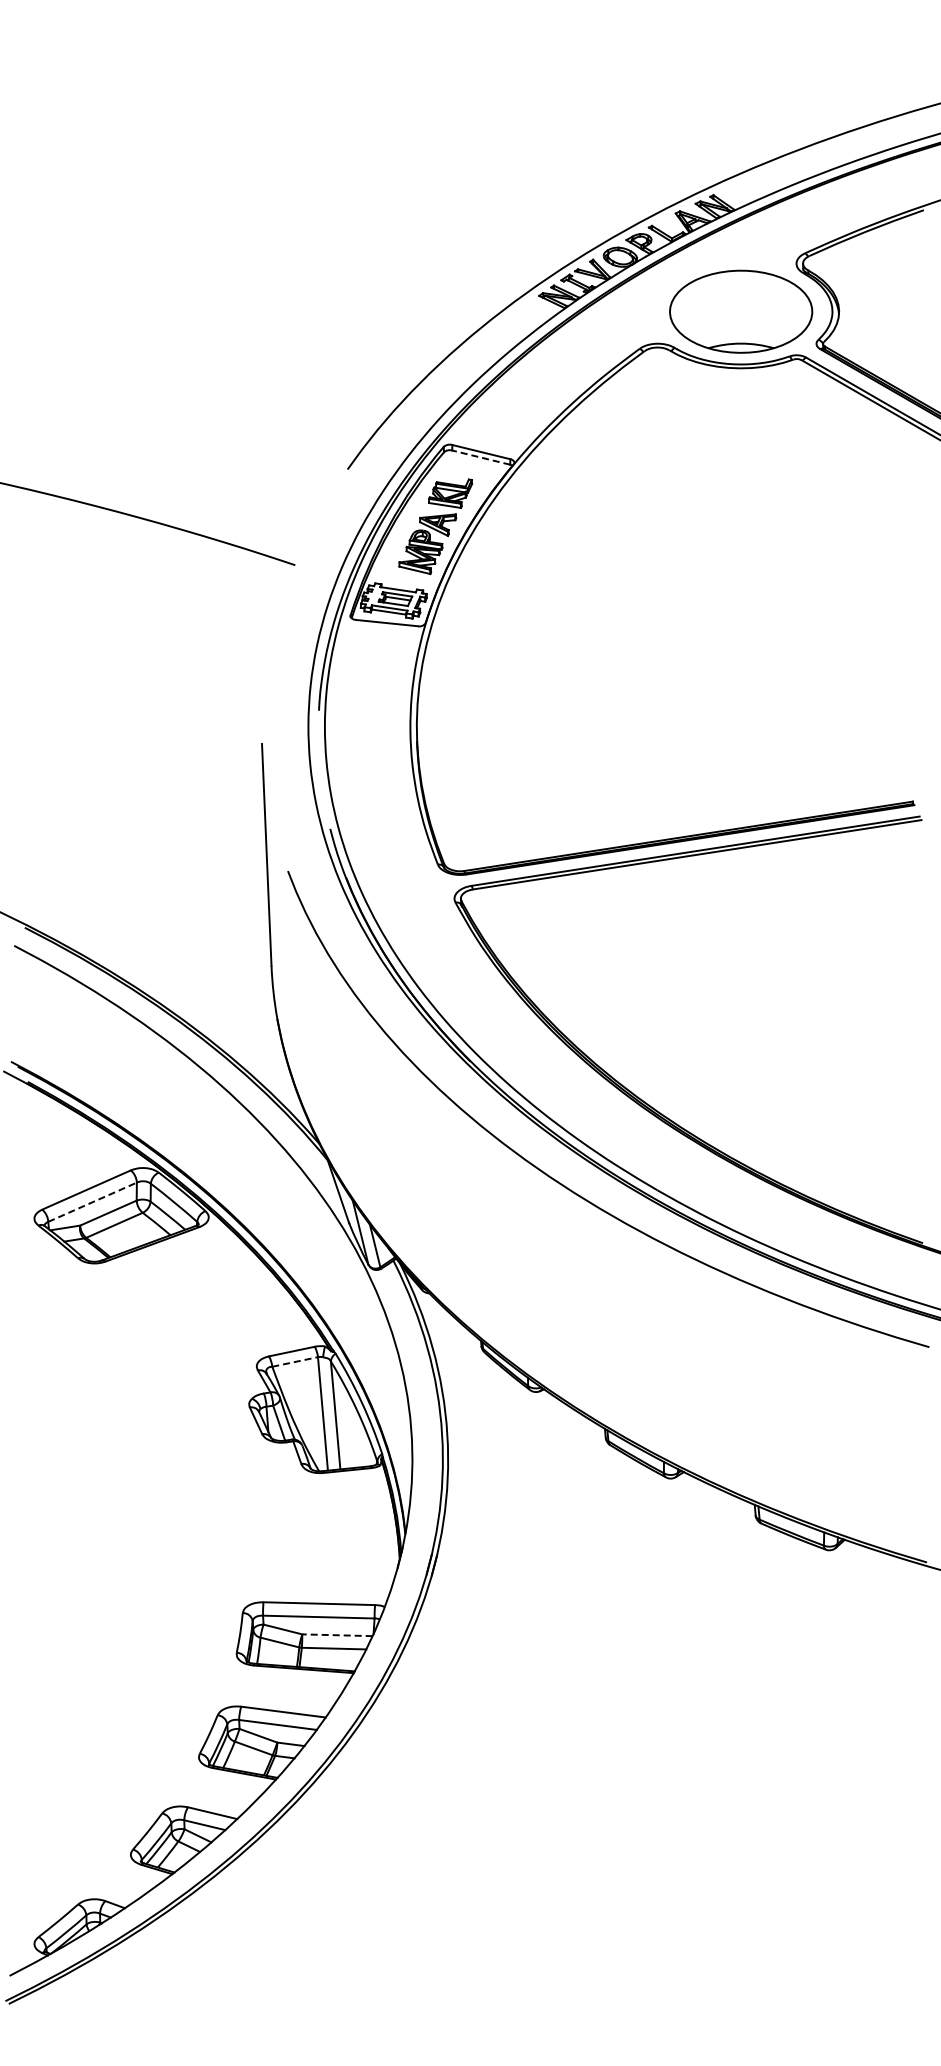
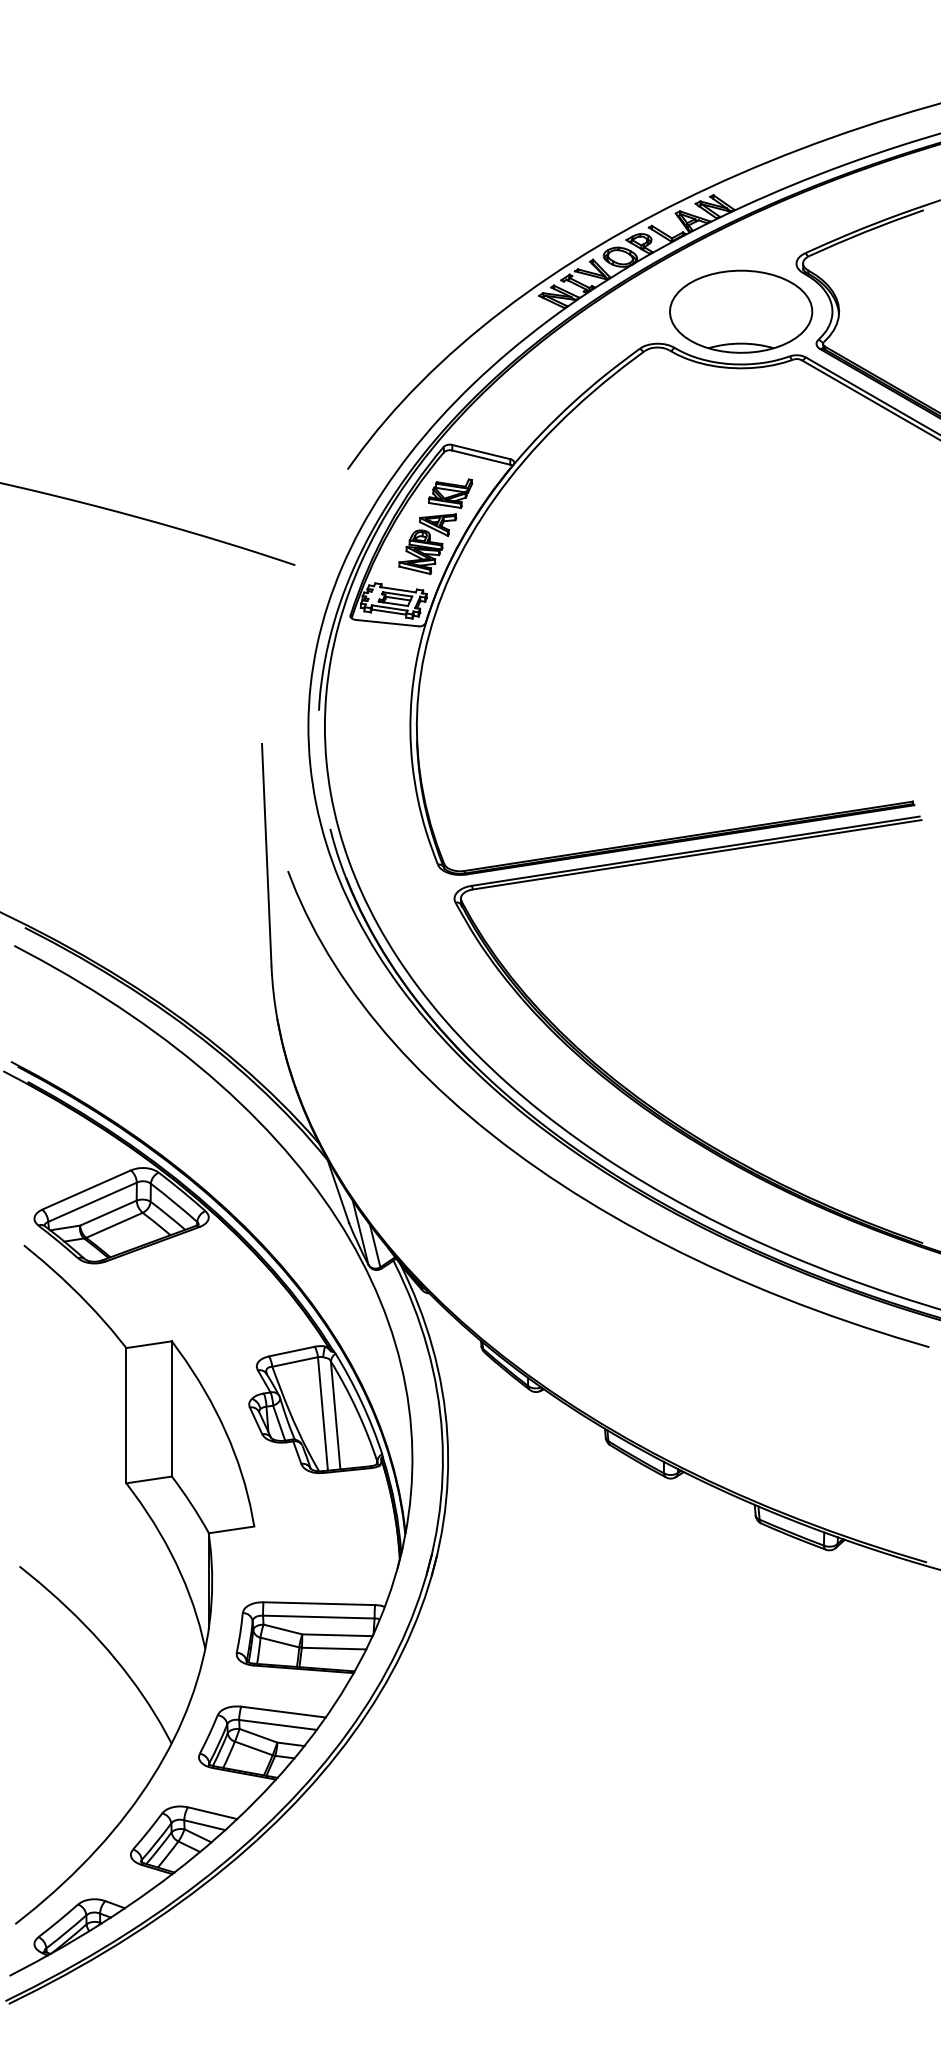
line: dashed -> solid (481, 457)
line: dashed -> solid (93, 1202)
line: dashed -> solid (295, 1361)
part: none -> present (177, 1569)
line: dashed -> solid (337, 1635)
